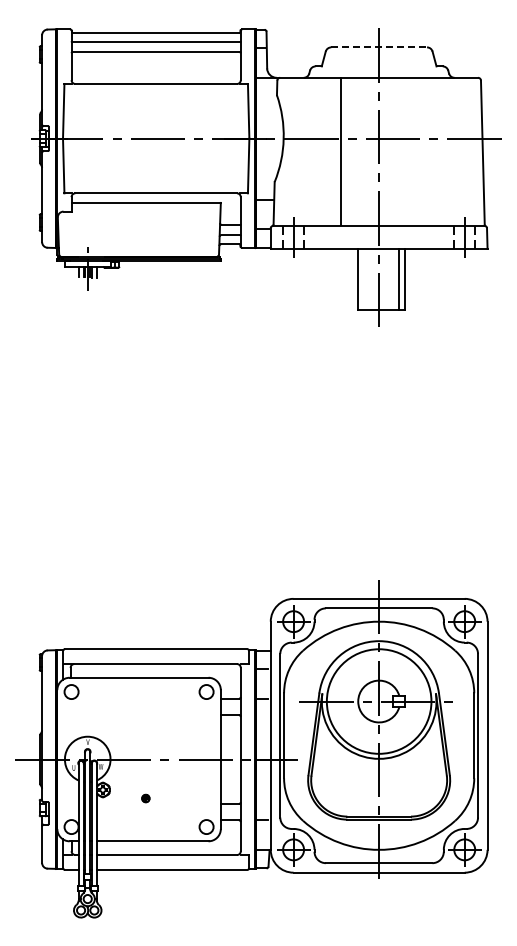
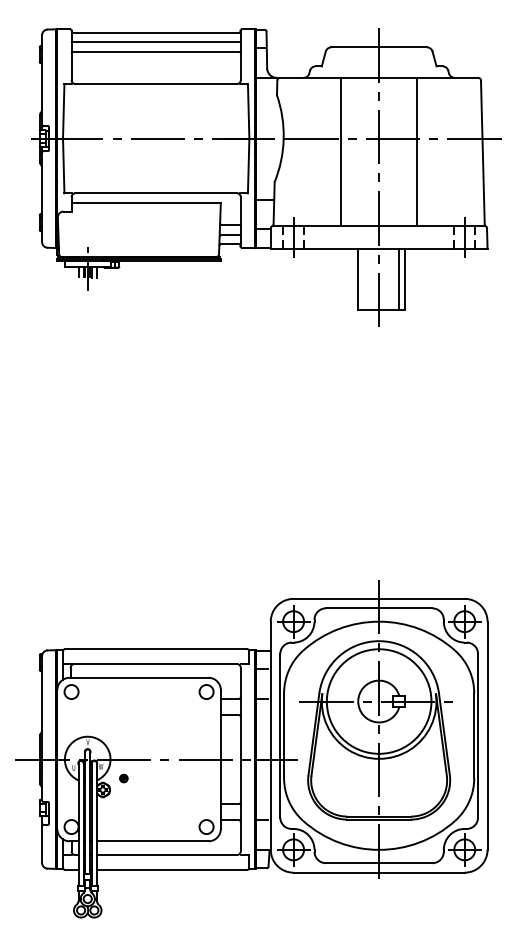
line: dashed -> solid (379, 47)
line: none -> present (417, 150)
part position: (145, 798) -> (123, 778) (123, 778)
